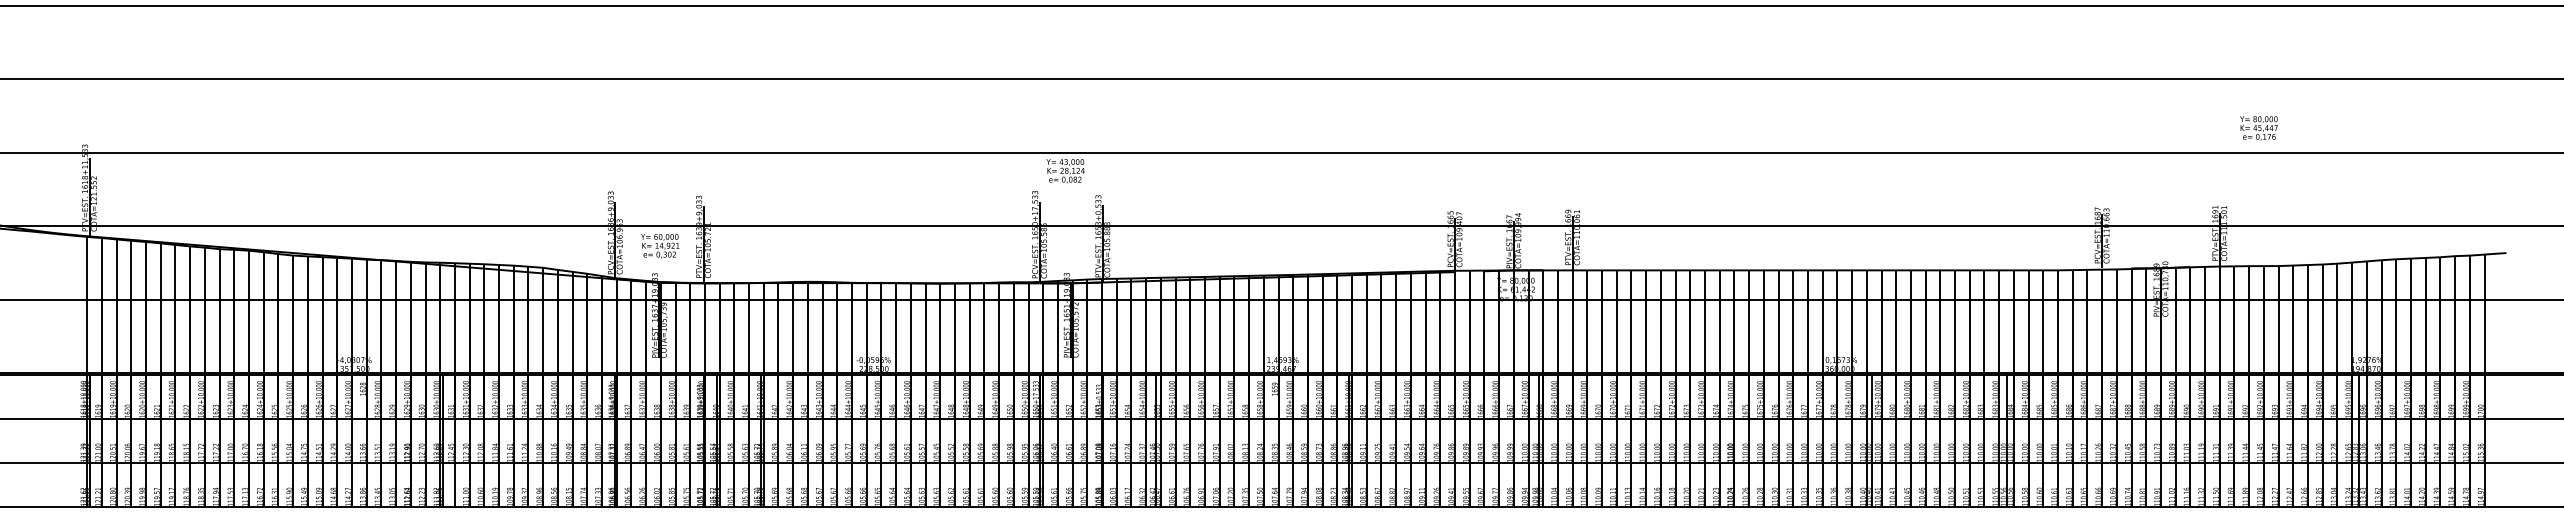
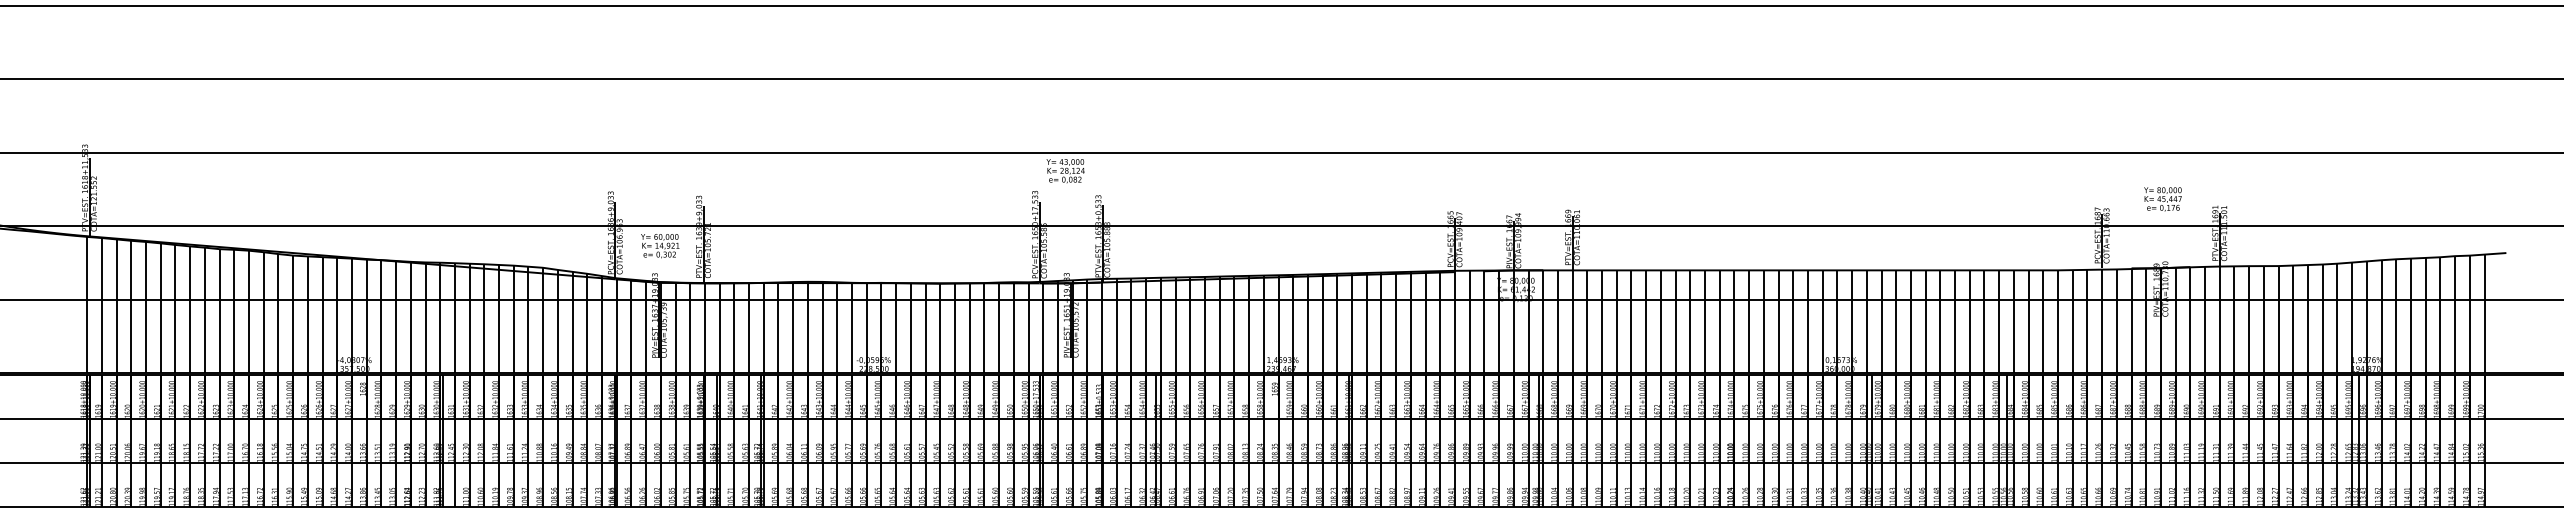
text position: (2258, 128) -> (2162, 199) (2162, 199)
